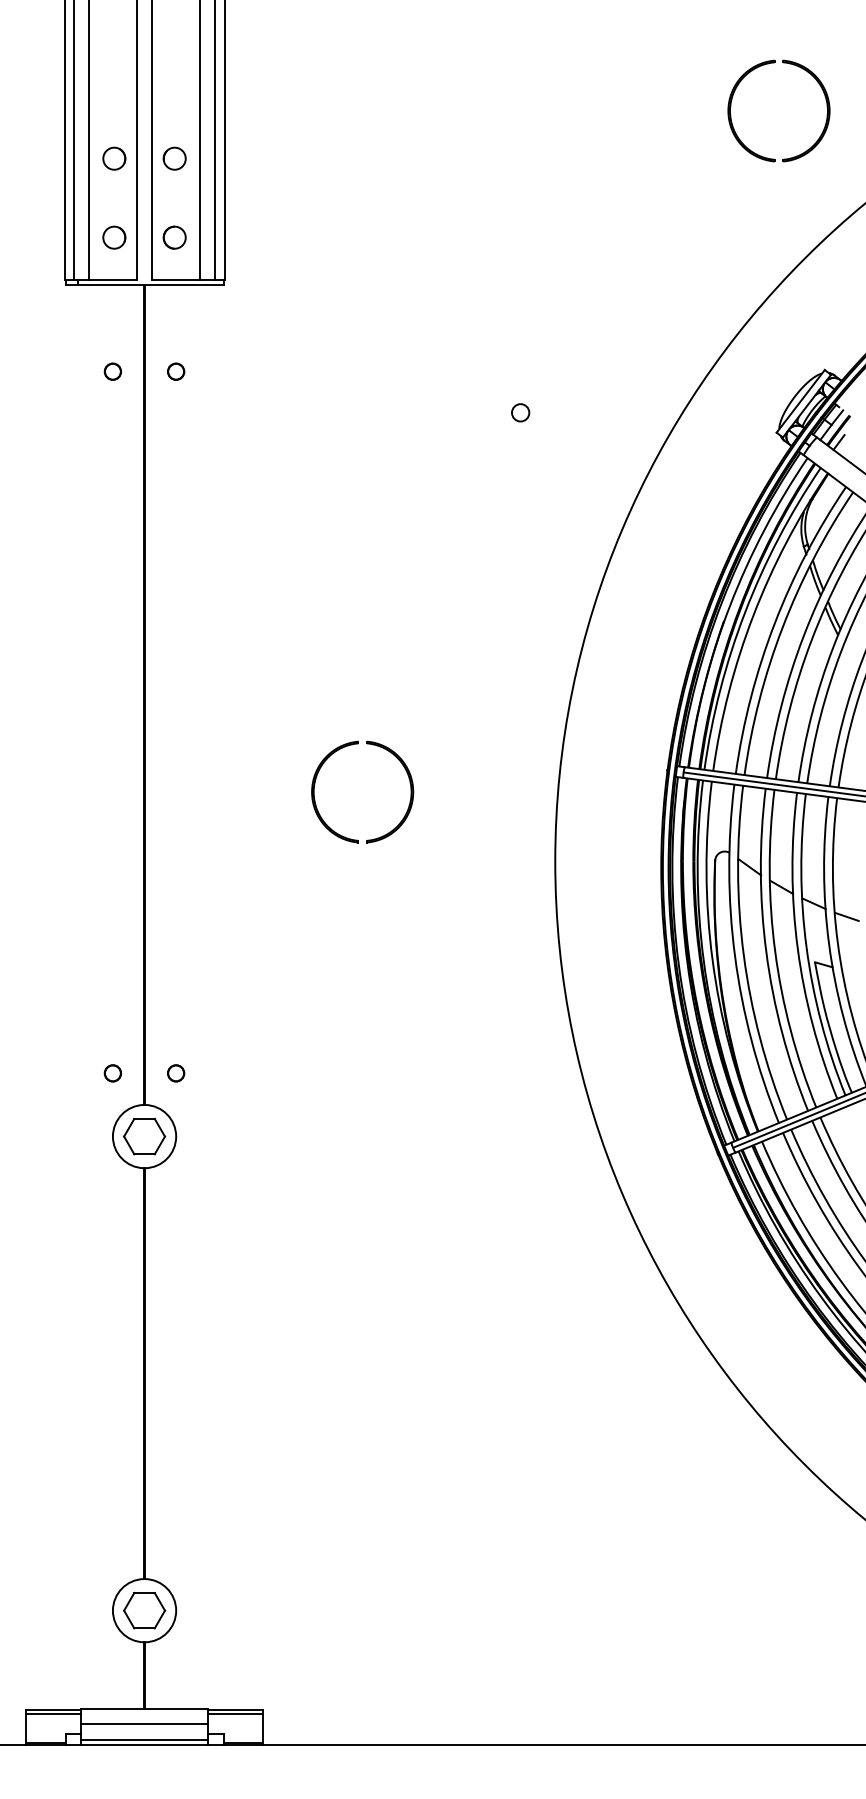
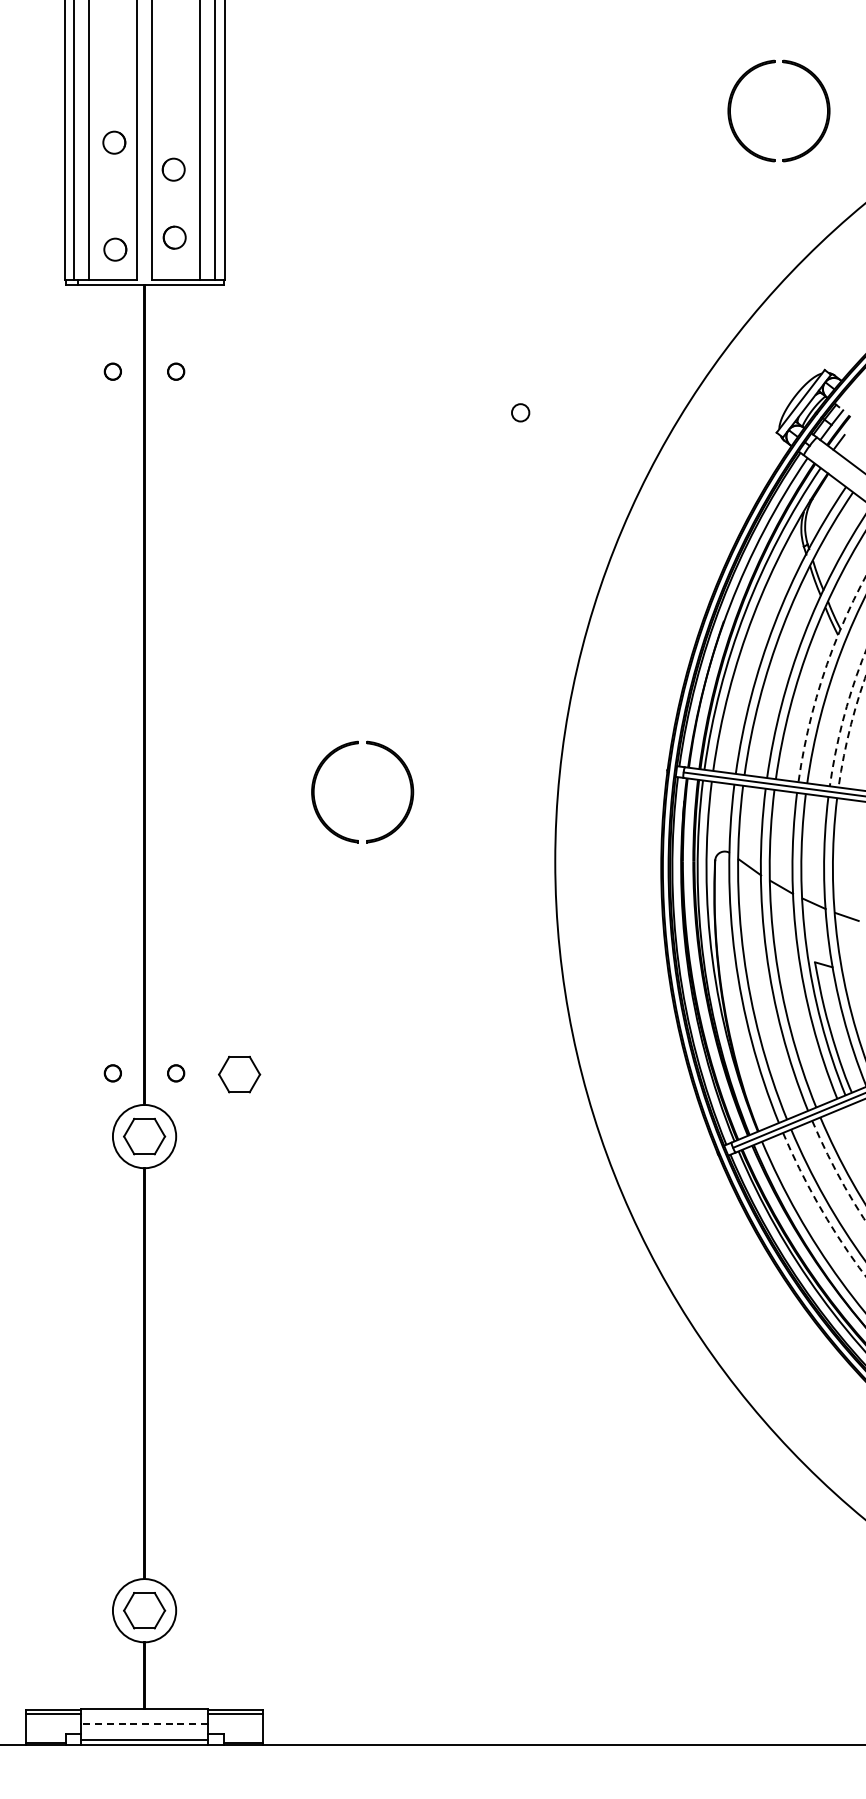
circle position: (114, 158) -> (114, 142) (114, 142)
circle position: (174, 158) -> (173, 169) (173, 169)
circle position: (114, 237) -> (115, 249) (115, 249)
arc: solid -> dashed (822, 677)
arc: solid -> dashed (843, 718)
arc: solid -> dashed (849, 731)
part: none -> present (239, 1074)
arc: solid -> dashed (837, 1172)
arc: solid -> dashed (820, 1207)
line: solid -> dashed (144, 1723)
